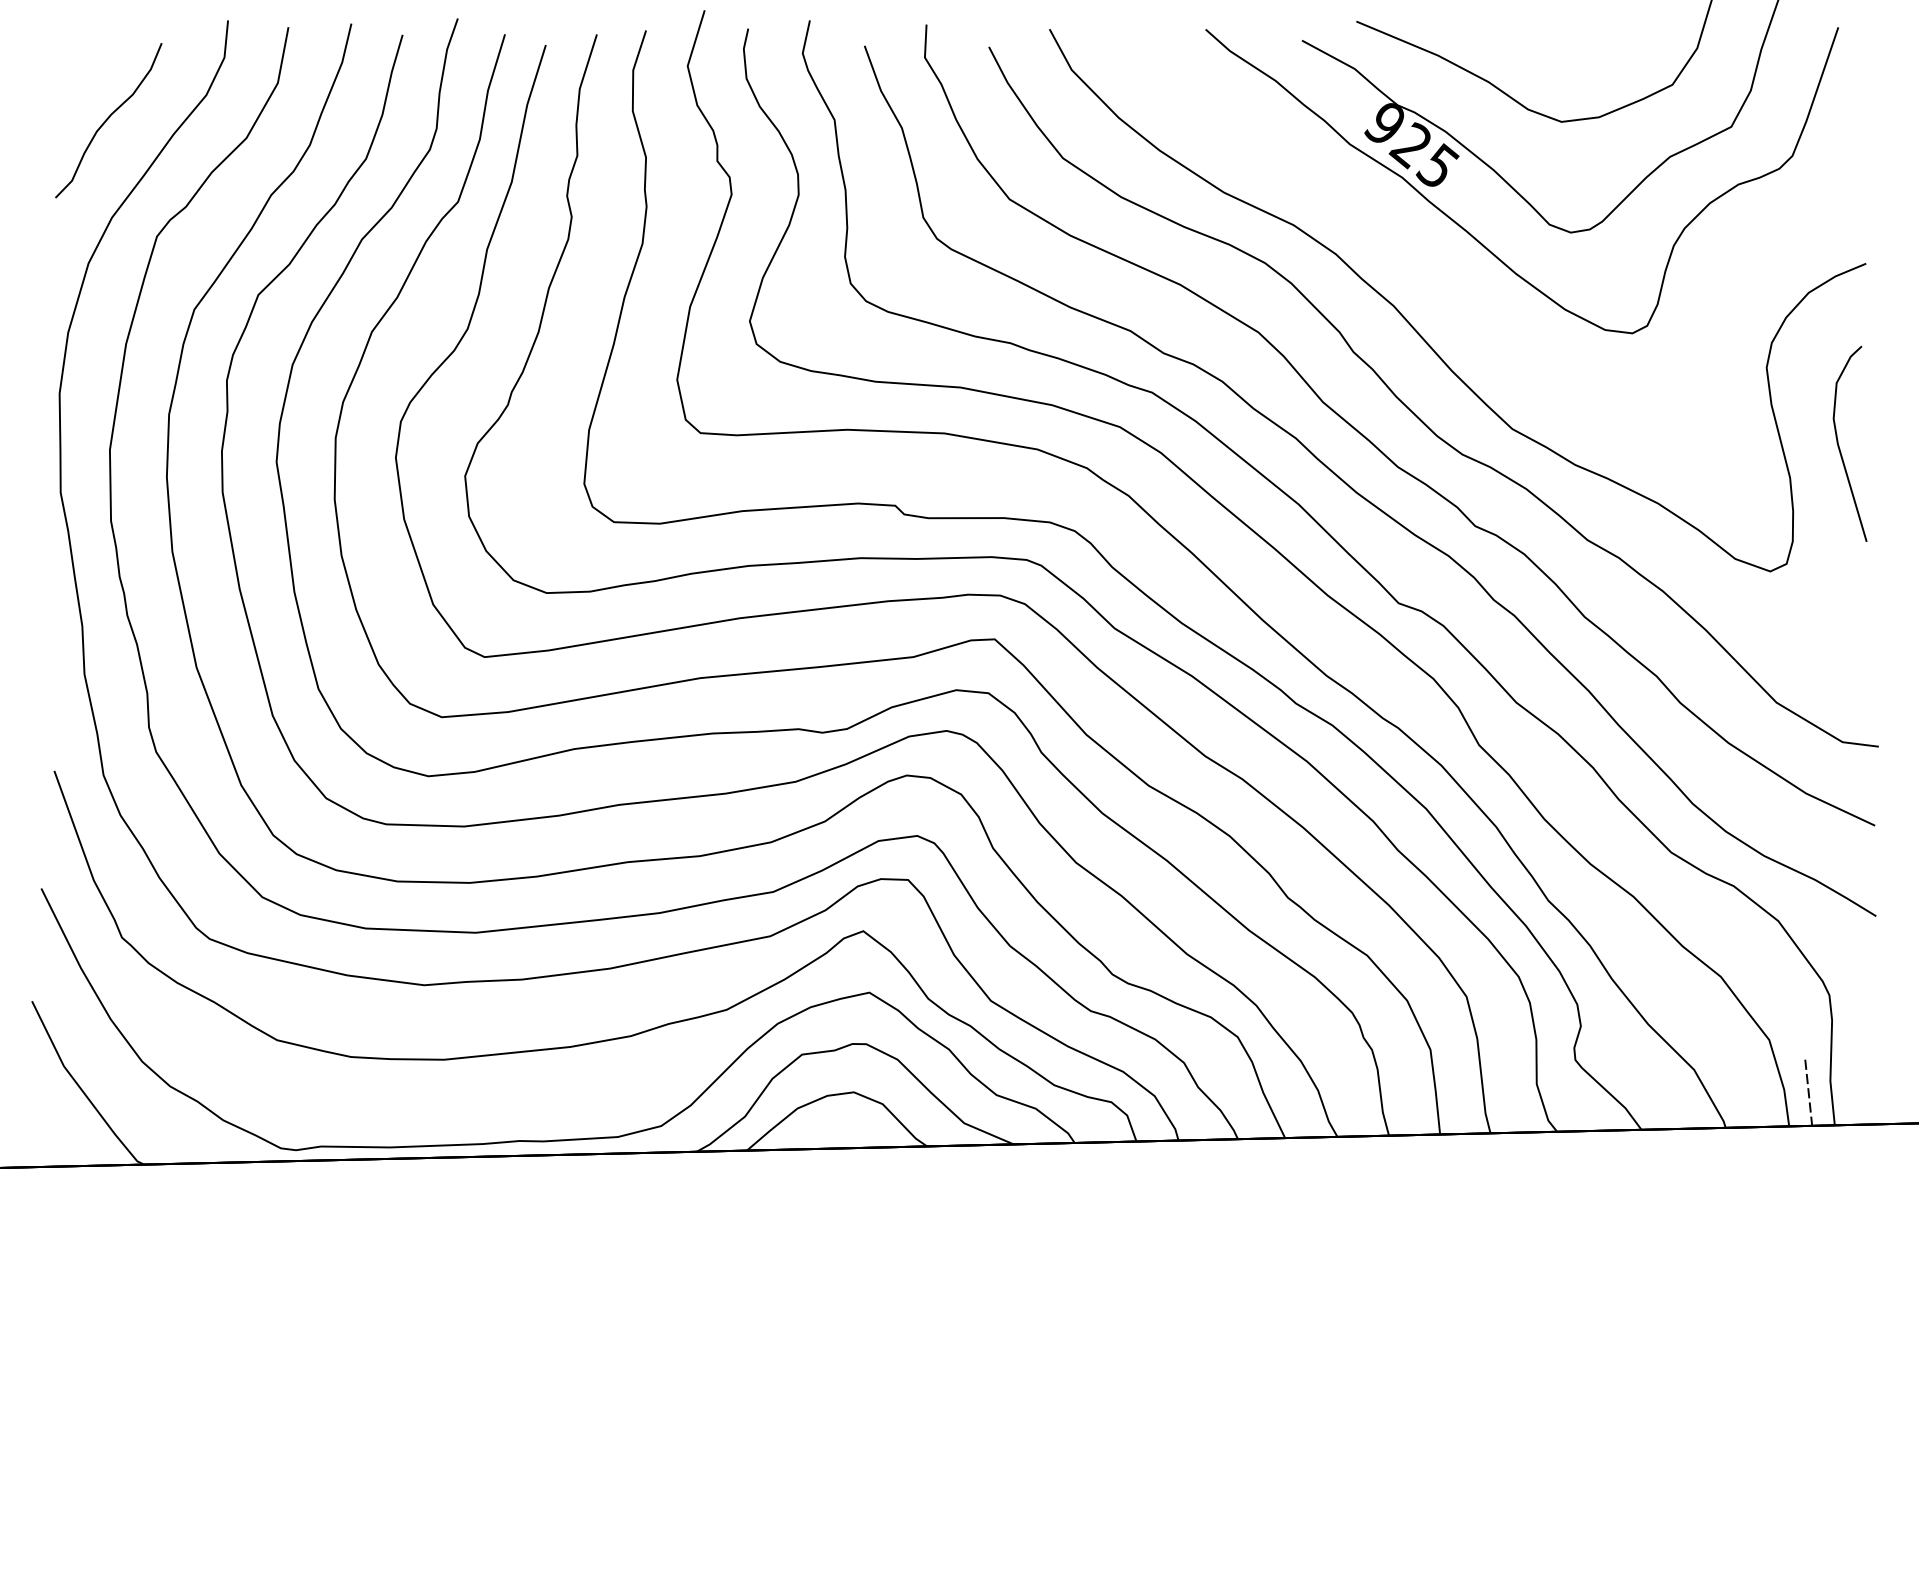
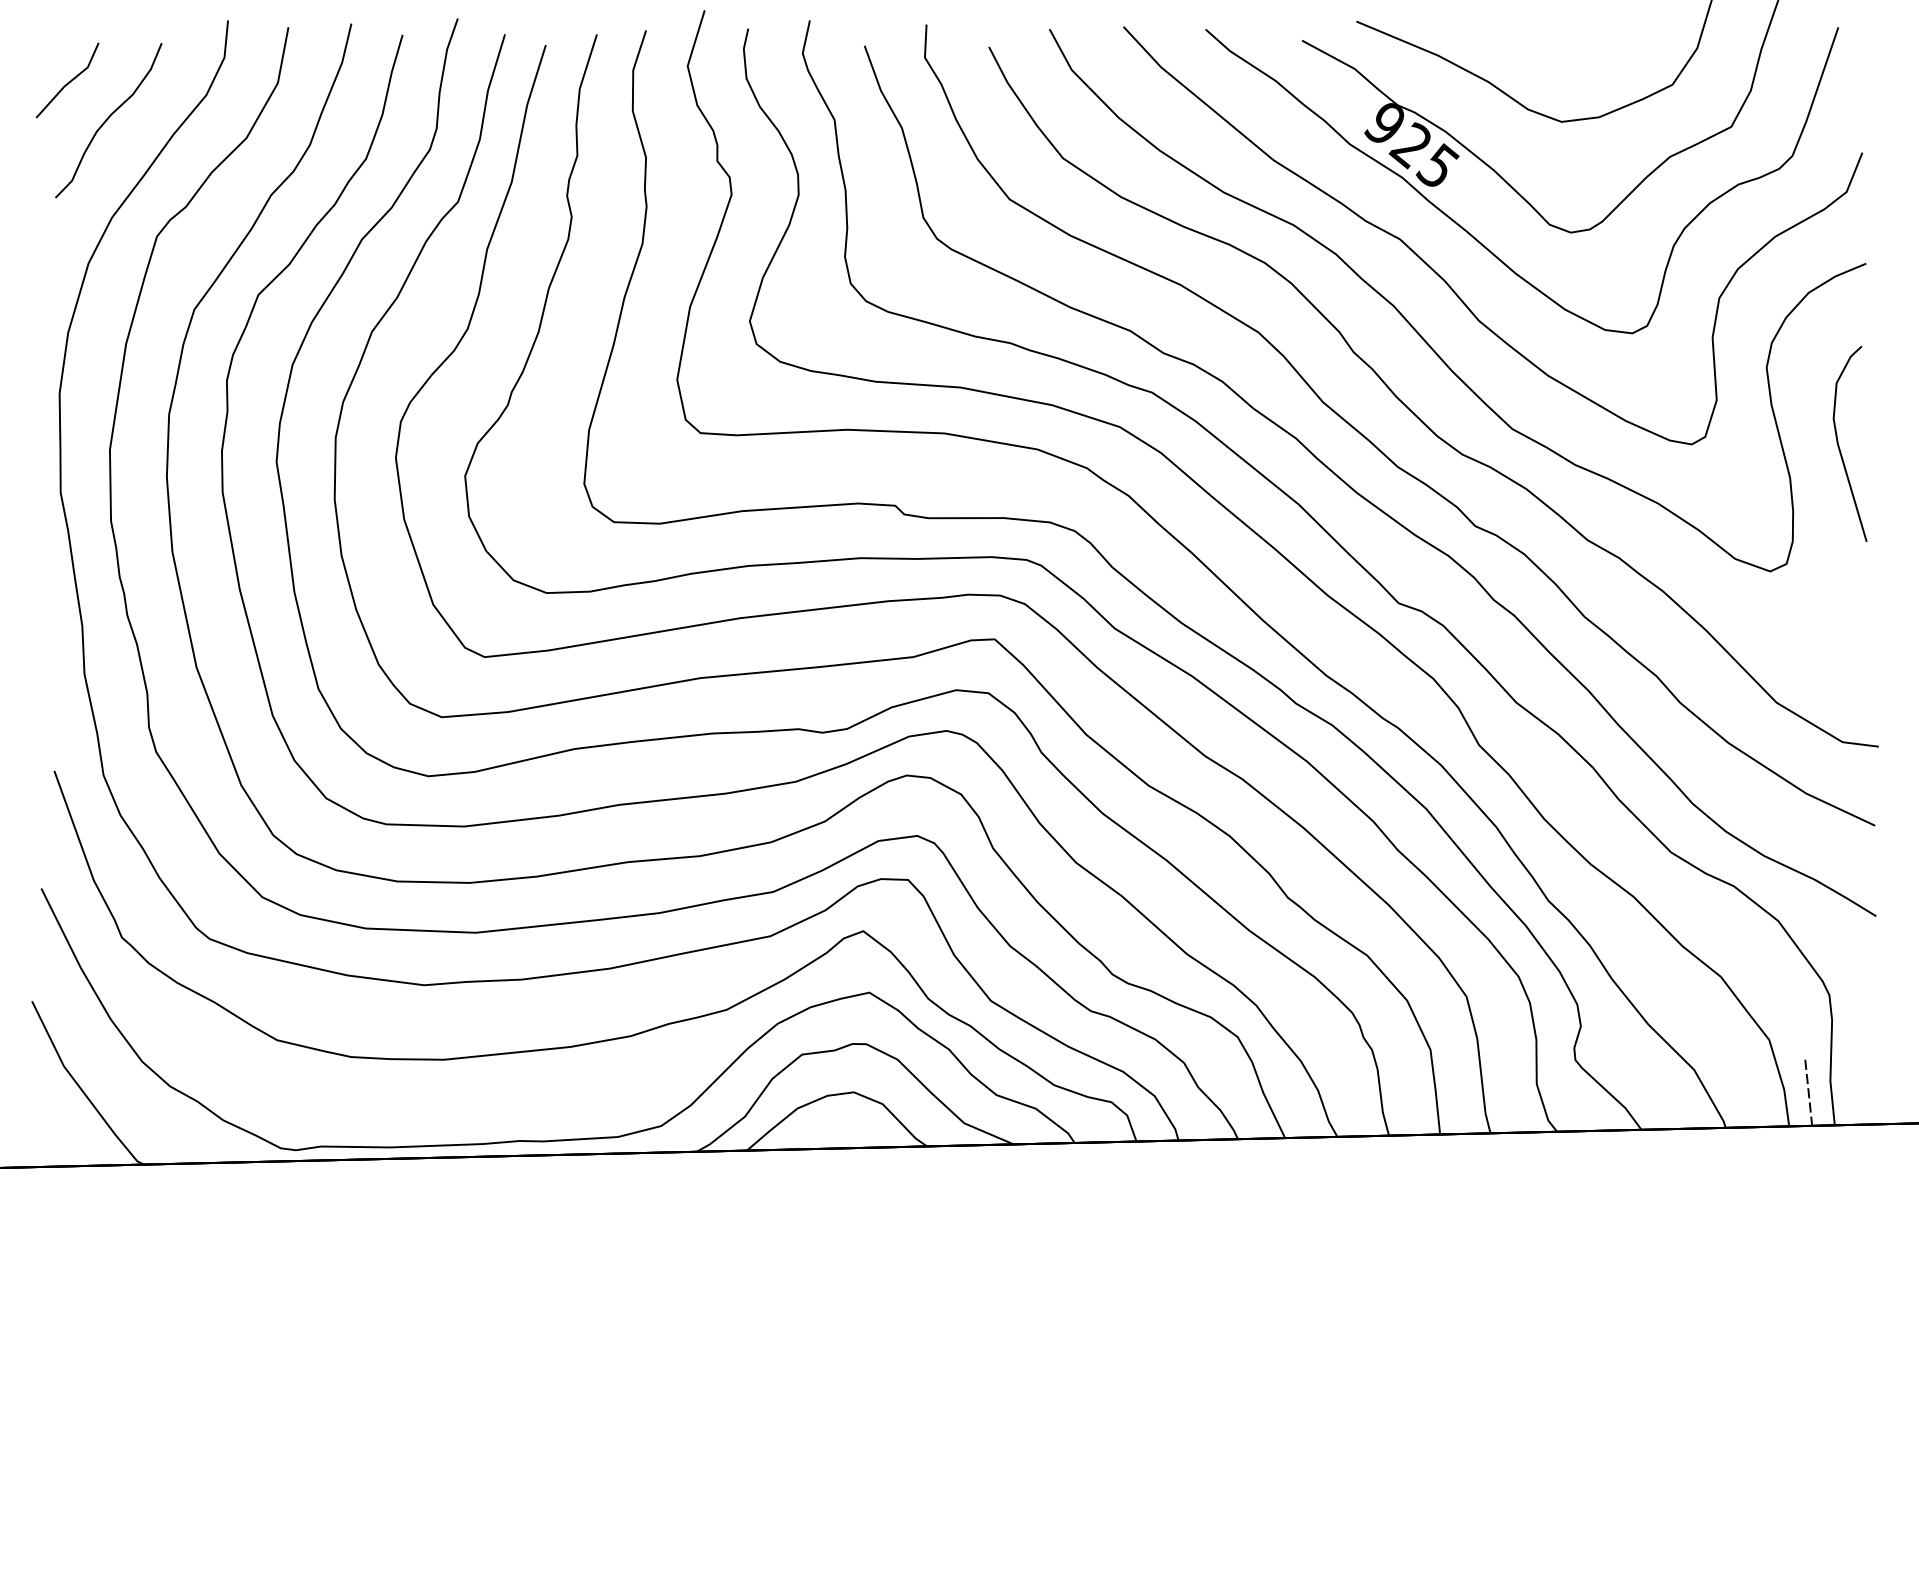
line: none -> present (67, 82)
curve: none -> present (1446, 281)
